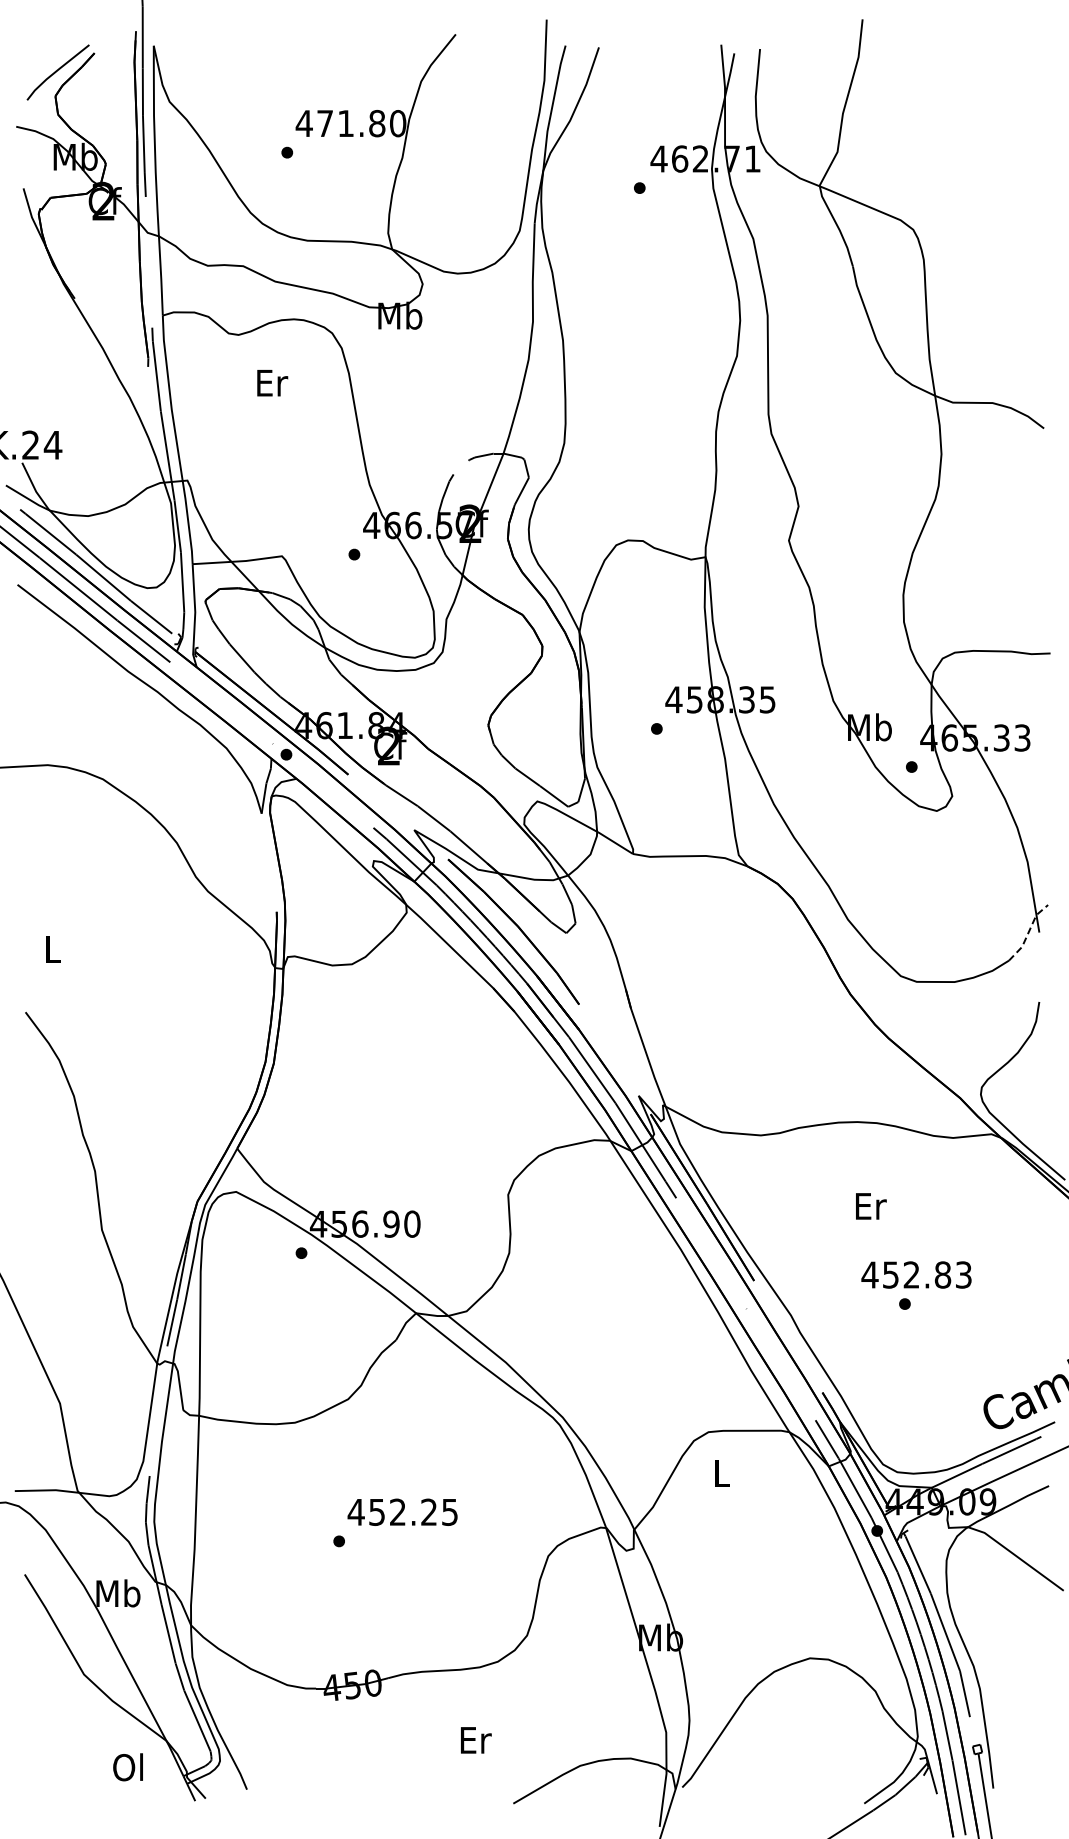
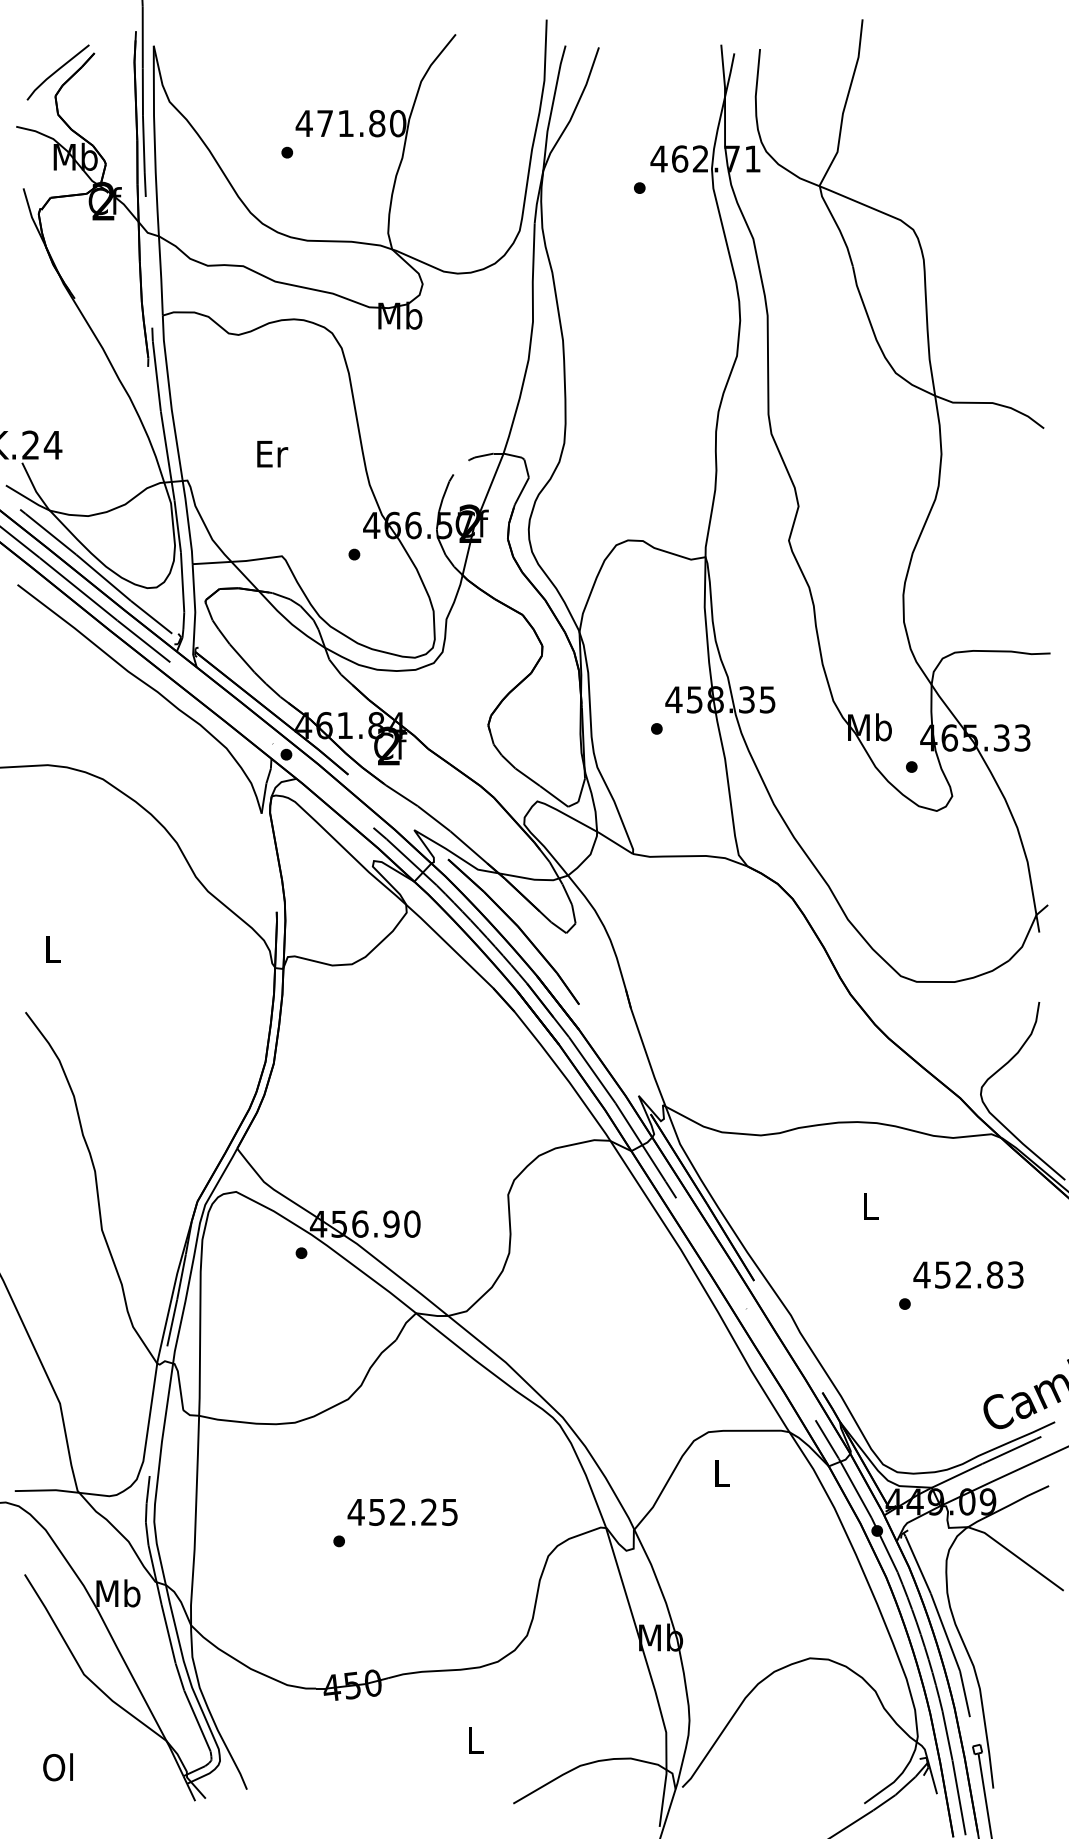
text position: (272, 383) -> (272, 454) (272, 454)
line: dashed -> solid (1028, 932)
text: Er -> L (871, 1206)
text position: (916, 1274) -> (968, 1274) (968, 1274)
text: Er -> L (476, 1740)
text position: (127, 1767) -> (57, 1767) (57, 1767)
